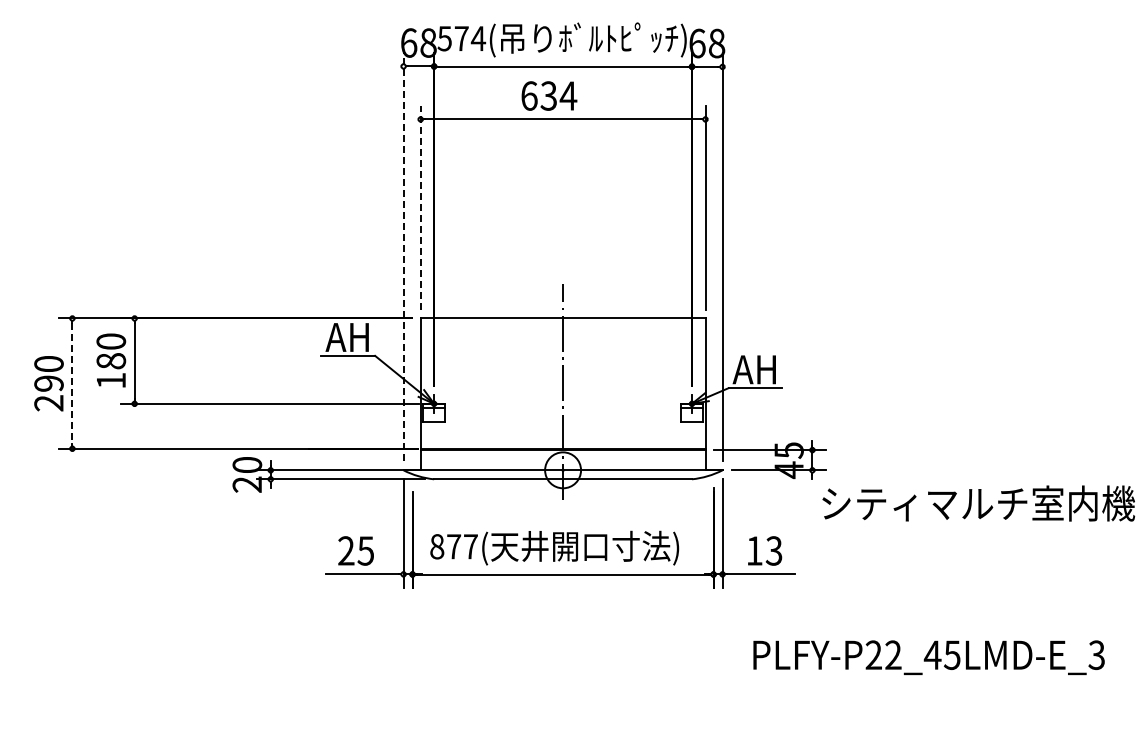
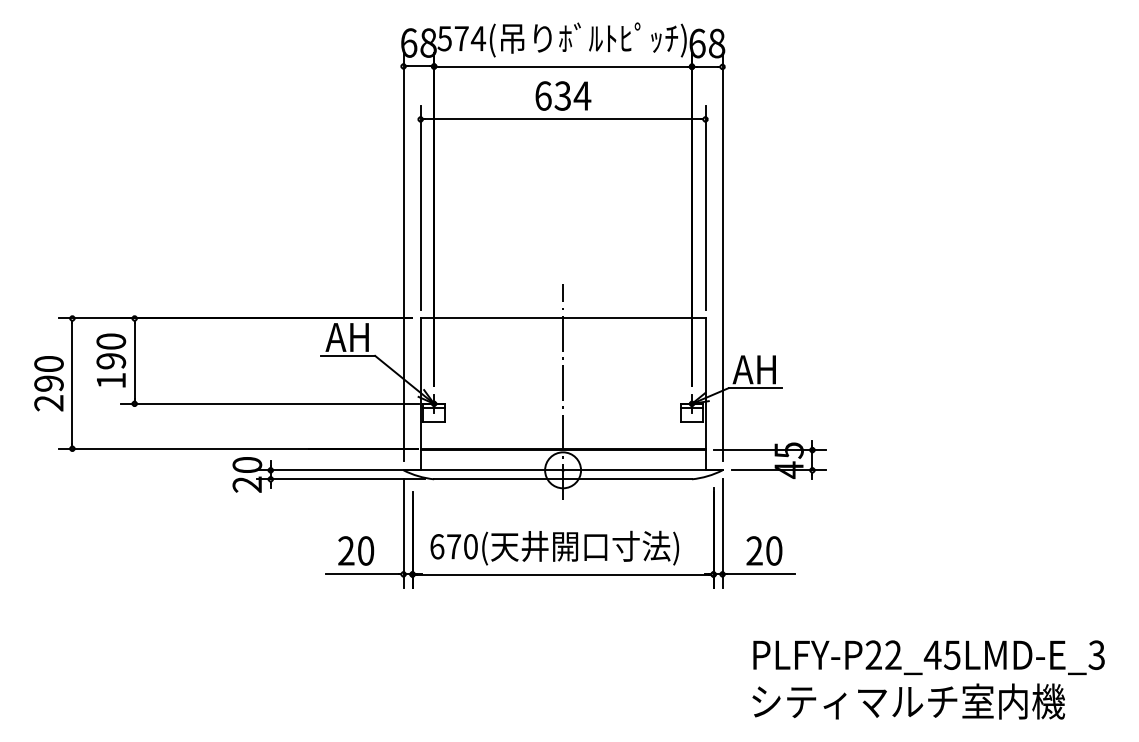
text position: (549, 95) -> (563, 95) (563, 95)
line: dashed -> solid (420, 207)
line: dashed -> solid (403, 256)
text: 180 -> 190 (111, 361)
line: dashed -> solid (72, 383)
text position: (978, 503) -> (908, 701) (908, 701)
text: 877( -> 670( (453, 546)
text: 25 -> 20 (365, 550)
text: 13 -> 20 (764, 550)
